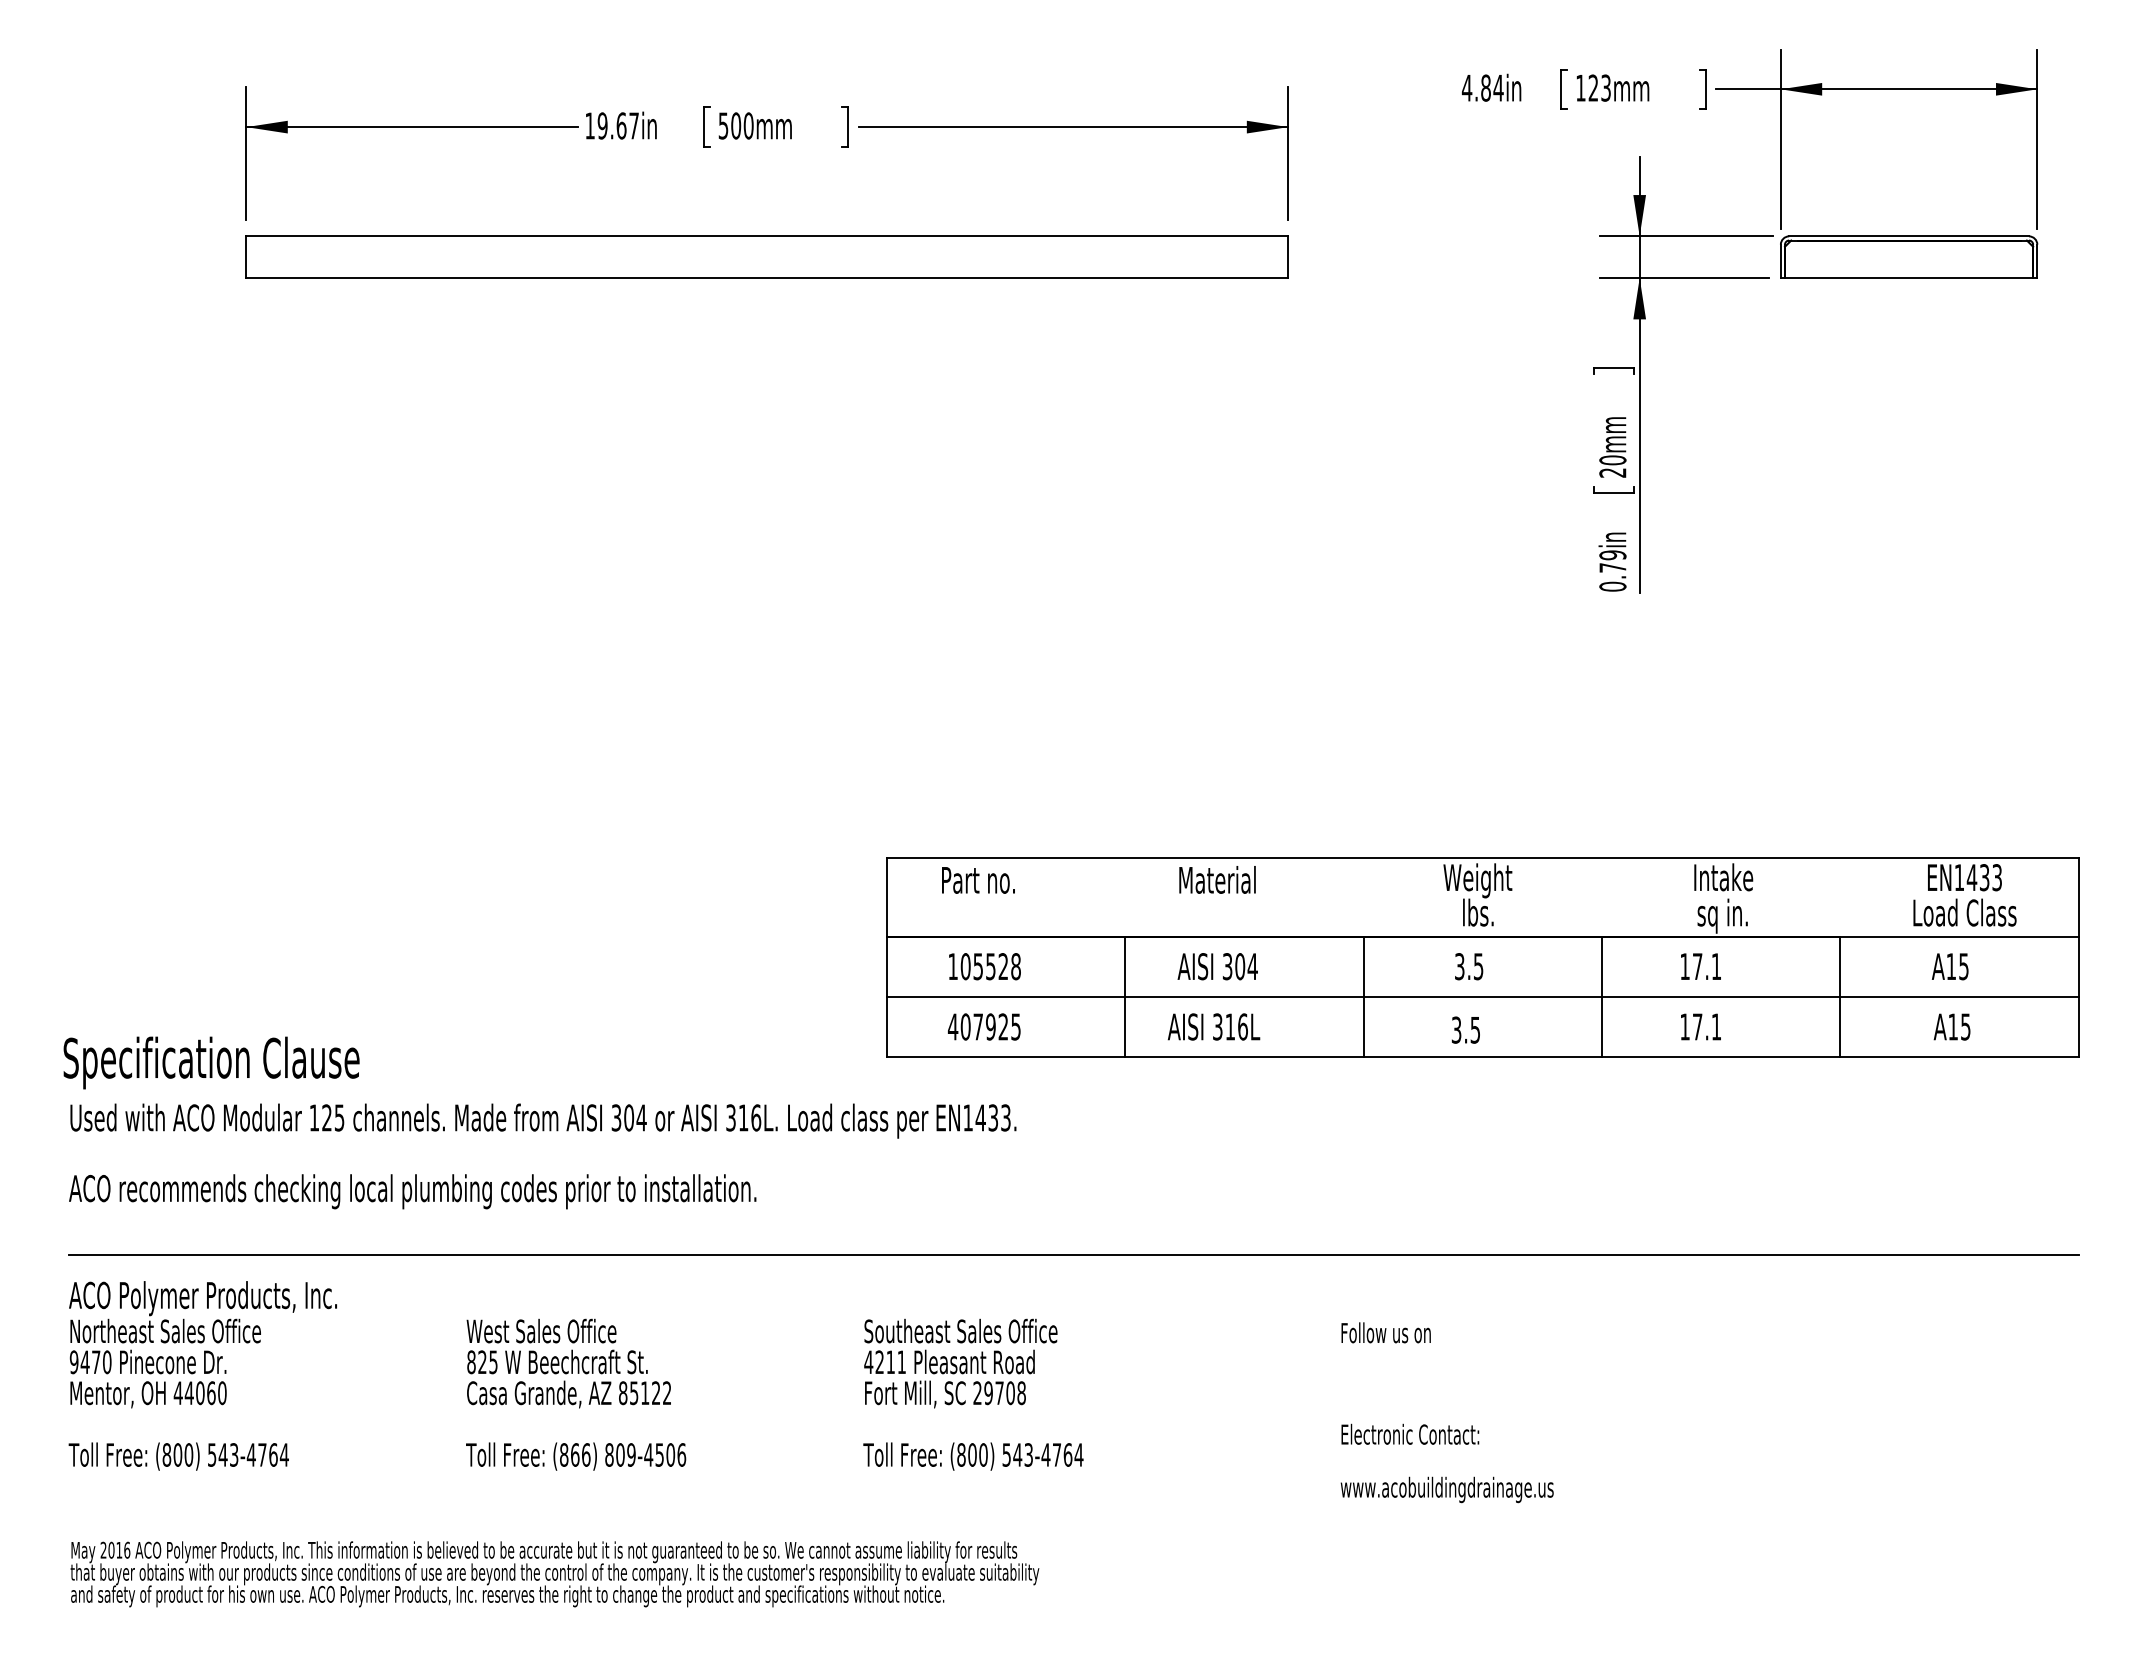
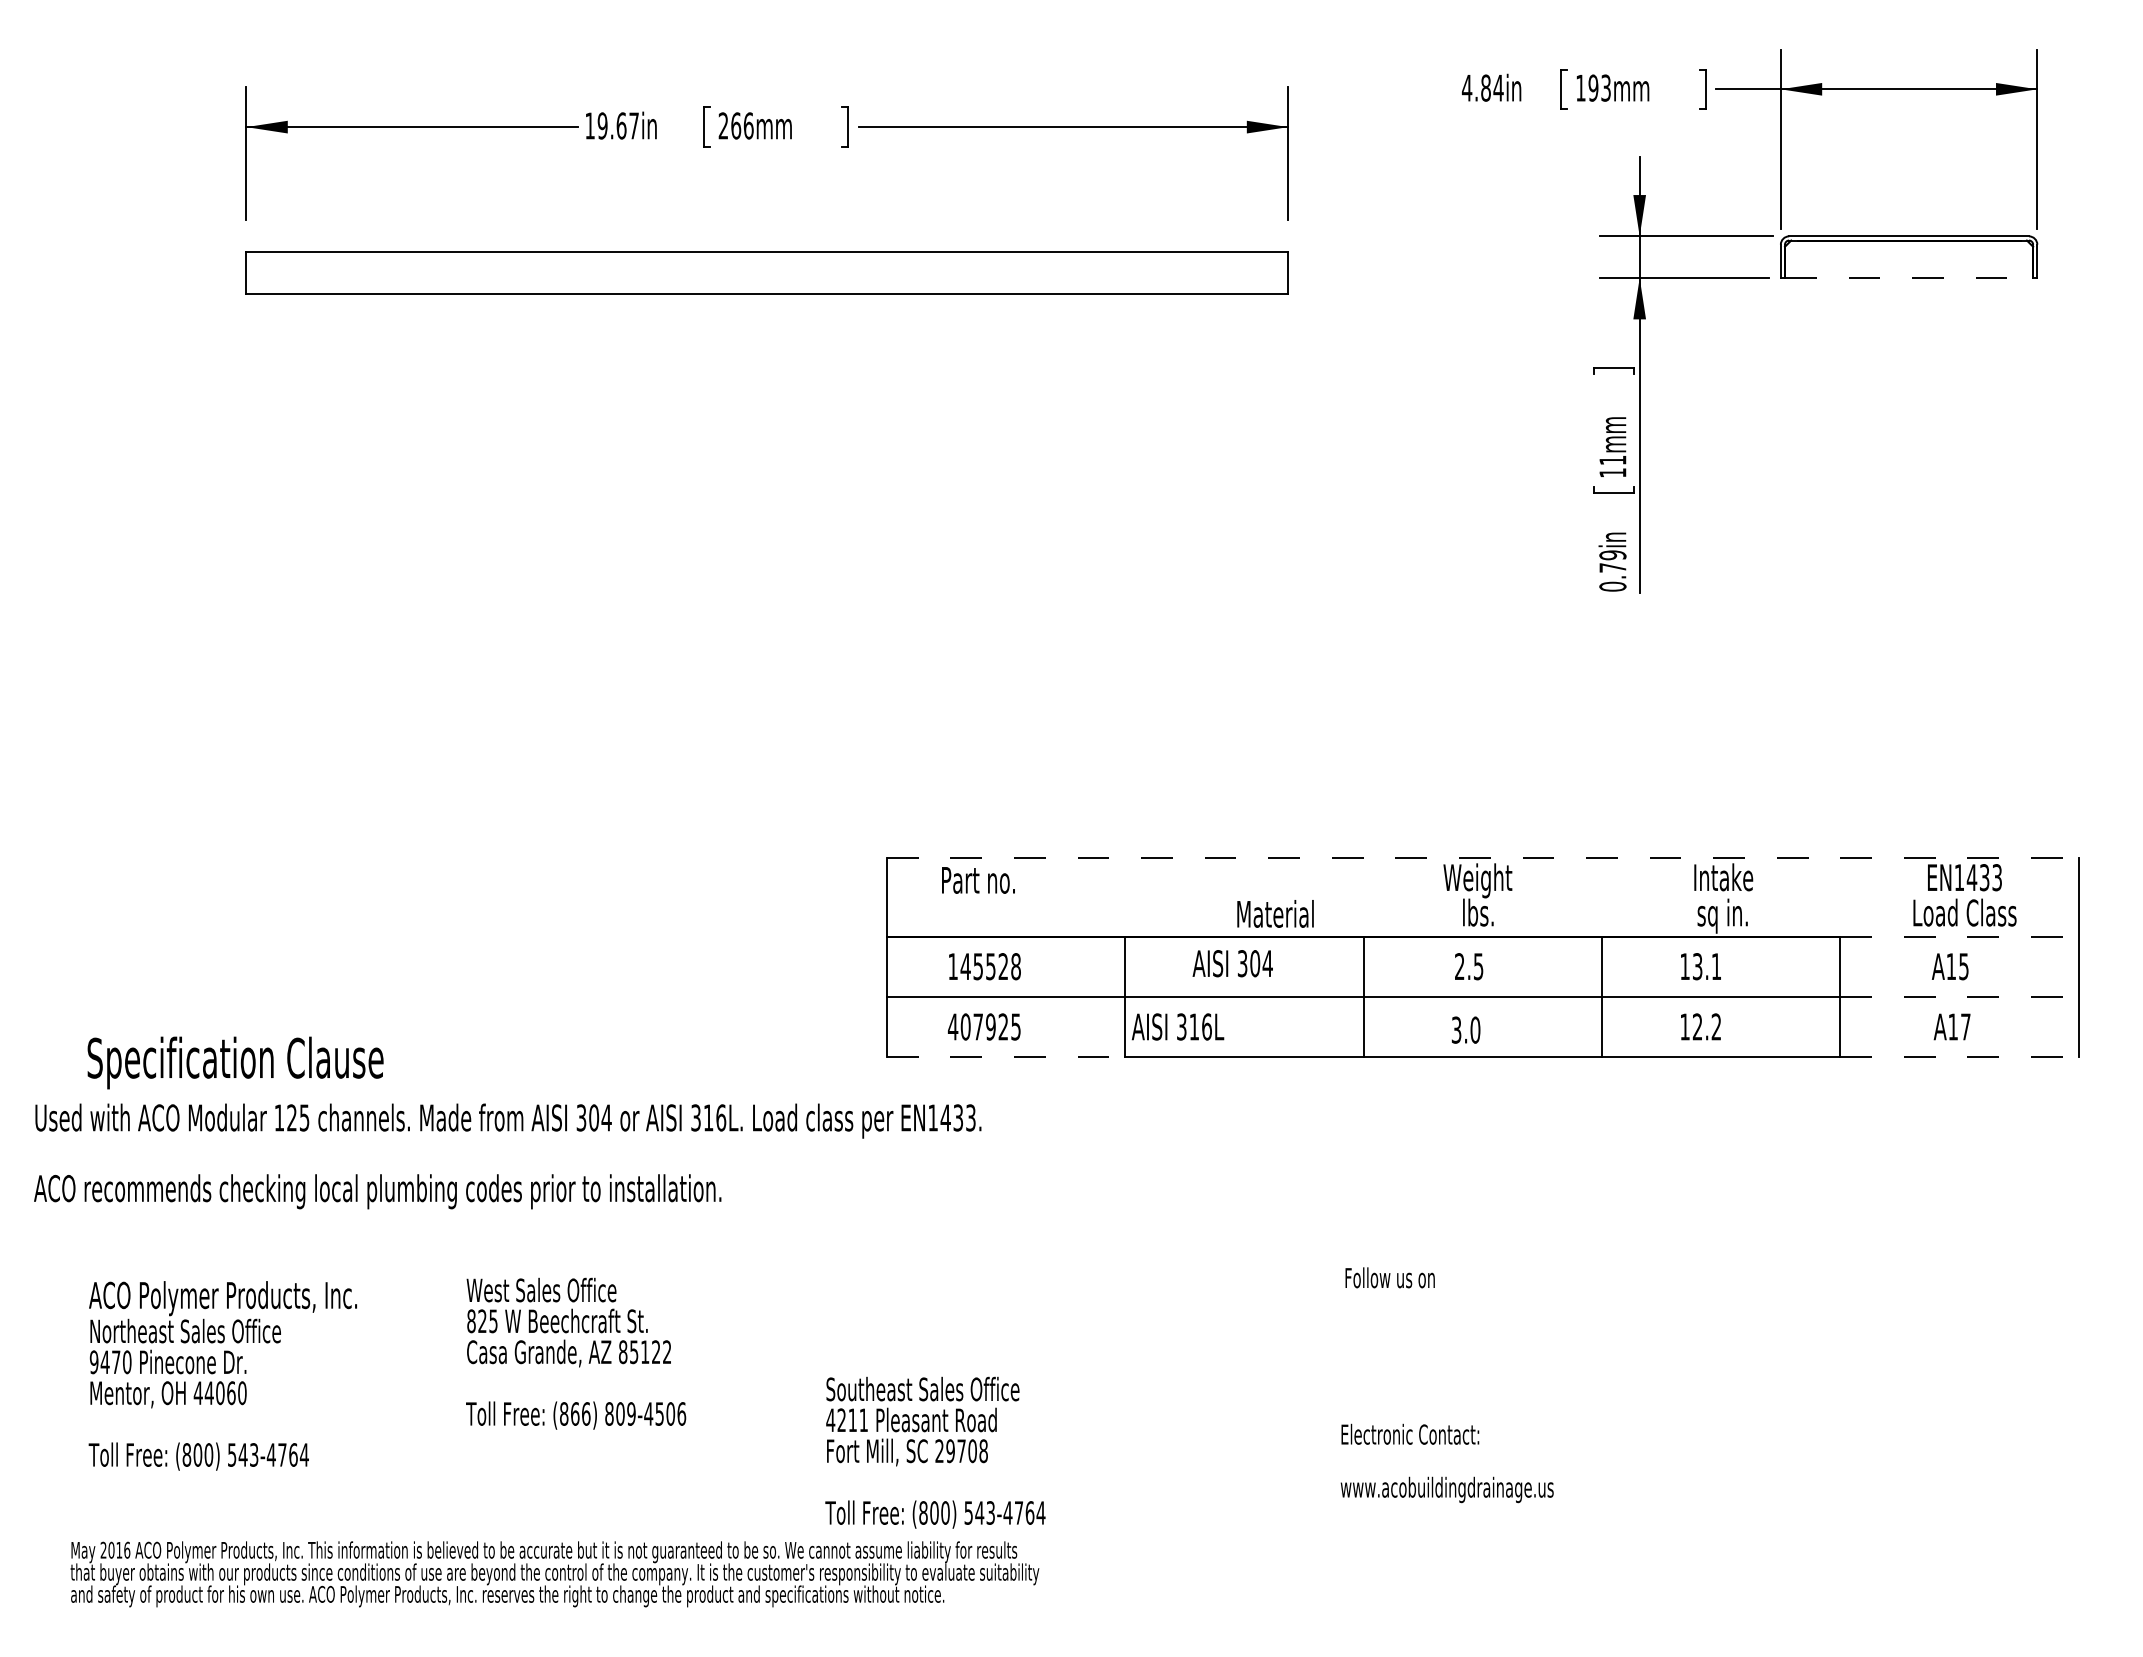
text: 123mm -> 193mm (1593, 87)
text: 500mm -> 266mm (735, 125)
part position: (766, 256) -> (766, 272) (766, 272)
line: solid -> dashed (1909, 278)
text: 20mm -> 11mm (1612, 466)
line: solid -> dashed (1482, 857)
text position: (1217, 879) -> (1275, 913) (1275, 913)
line: solid -> dashed (1960, 937)
text: 105528 -> 145528 (965, 966)
text position: (1217, 966) -> (1232, 963) (1232, 963)
text: 3.5 -> 2.5 (1459, 966)
text: 17.1 -> 13.1 (1697, 966)
line: solid -> dashed (1960, 997)
text position: (1213, 1026) -> (1177, 1026) (1177, 1026)
text: 17.1 -> 12.2 (1706, 1026)
text: A15 -> A17 (1965, 1026)
text: 3.5 -> 3.0 (1475, 1029)
line: solid -> dashed (1006, 1056)
line: solid -> dashed (1960, 1056)
text position: (211, 1062) -> (235, 1062) (235, 1062)
text position: (542, 1156) -> (507, 1156) (507, 1156)
line: present -> none (1073, 1255)
text position: (1385, 1332) -> (1389, 1277) (1389, 1277)
text position: (202, 1375) -> (222, 1375) (222, 1375)
text position: (576, 1394) -> (576, 1353) (576, 1353)
text position: (973, 1394) -> (935, 1452) (935, 1452)
